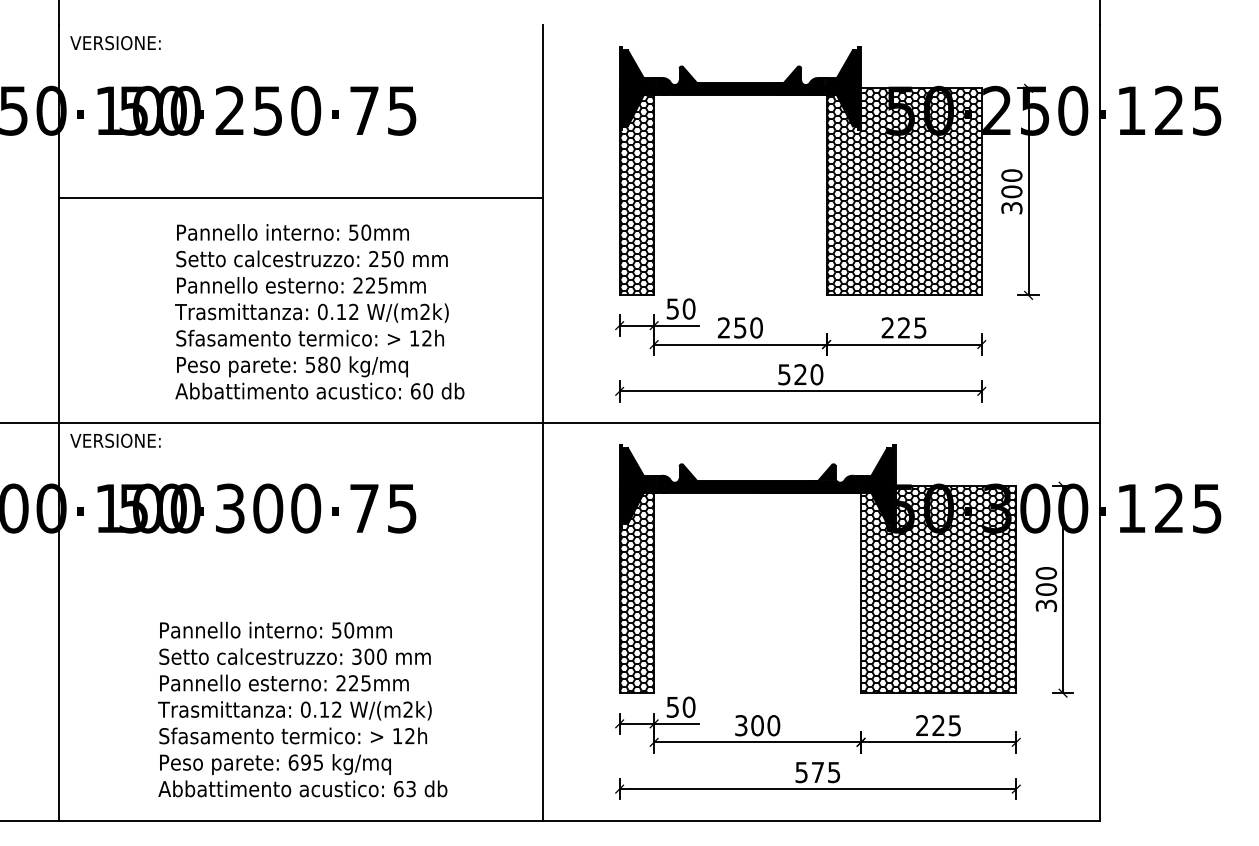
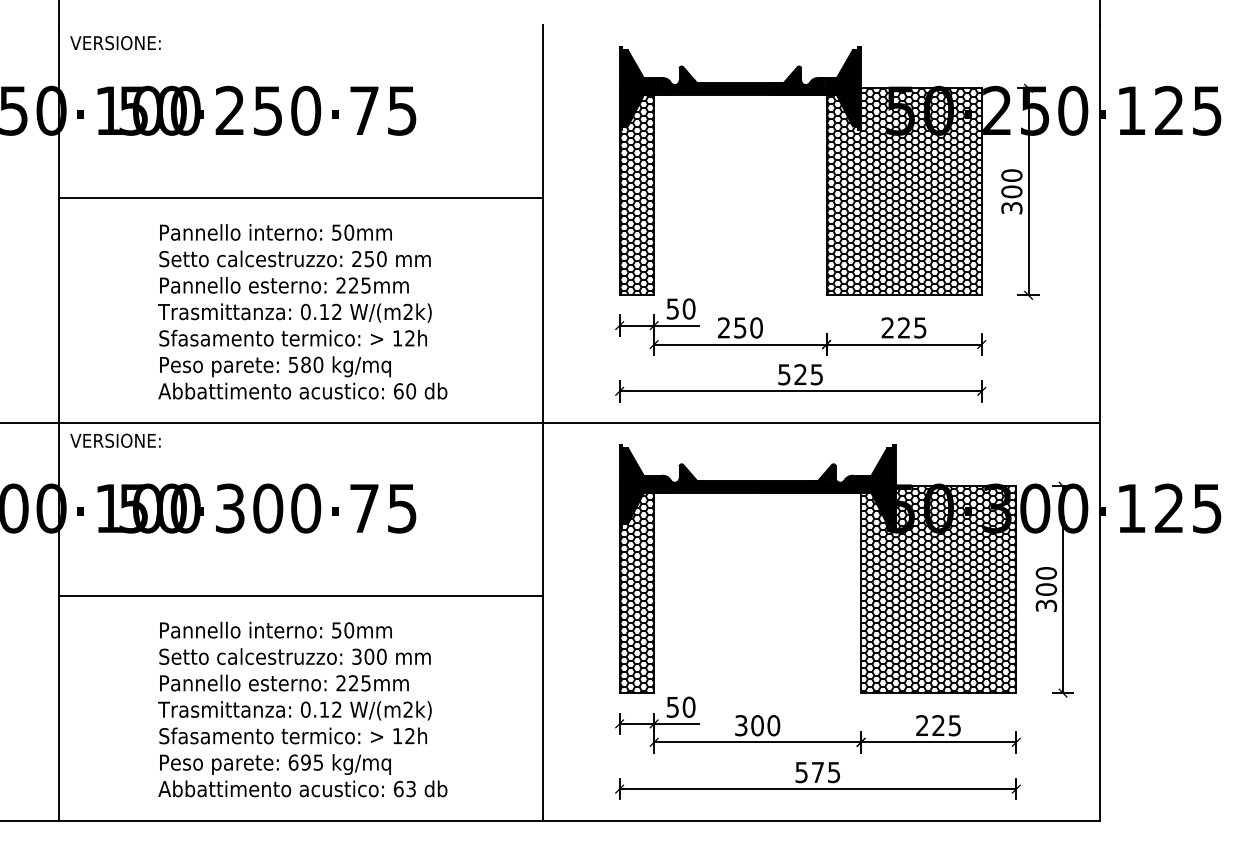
text position: (319, 311) -> (302, 311) (302, 311)
text: 520 -> 525 (816, 374)
line: none -> present (301, 595)
